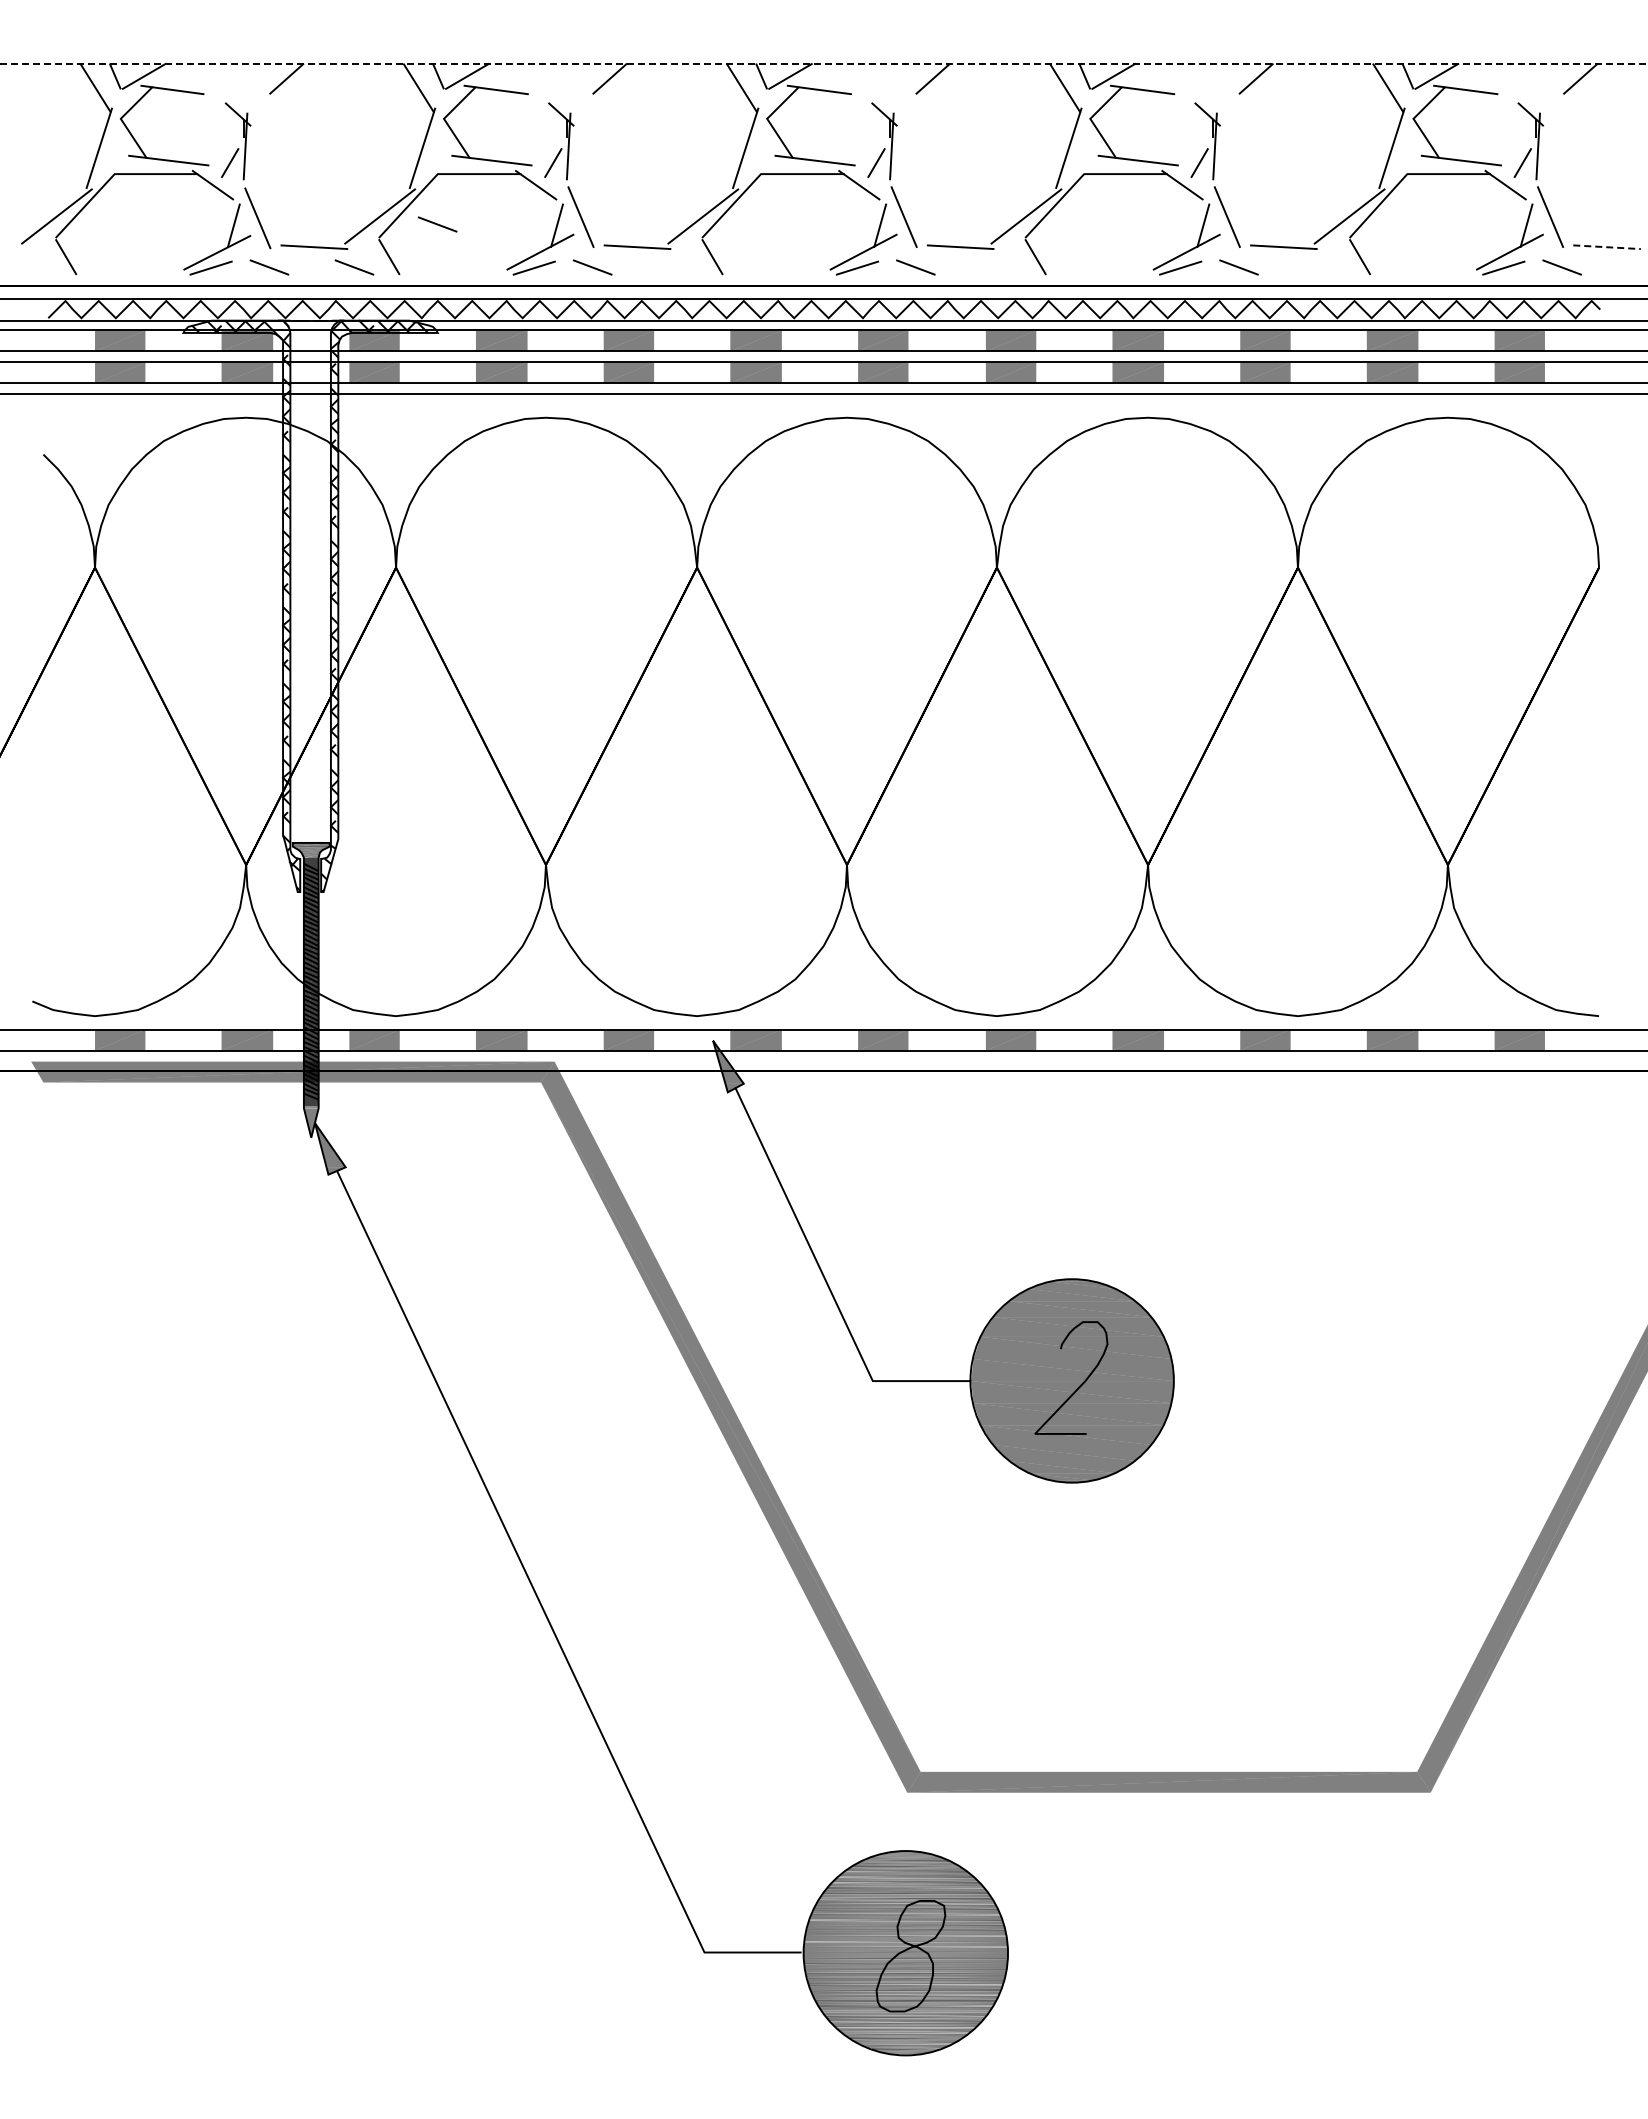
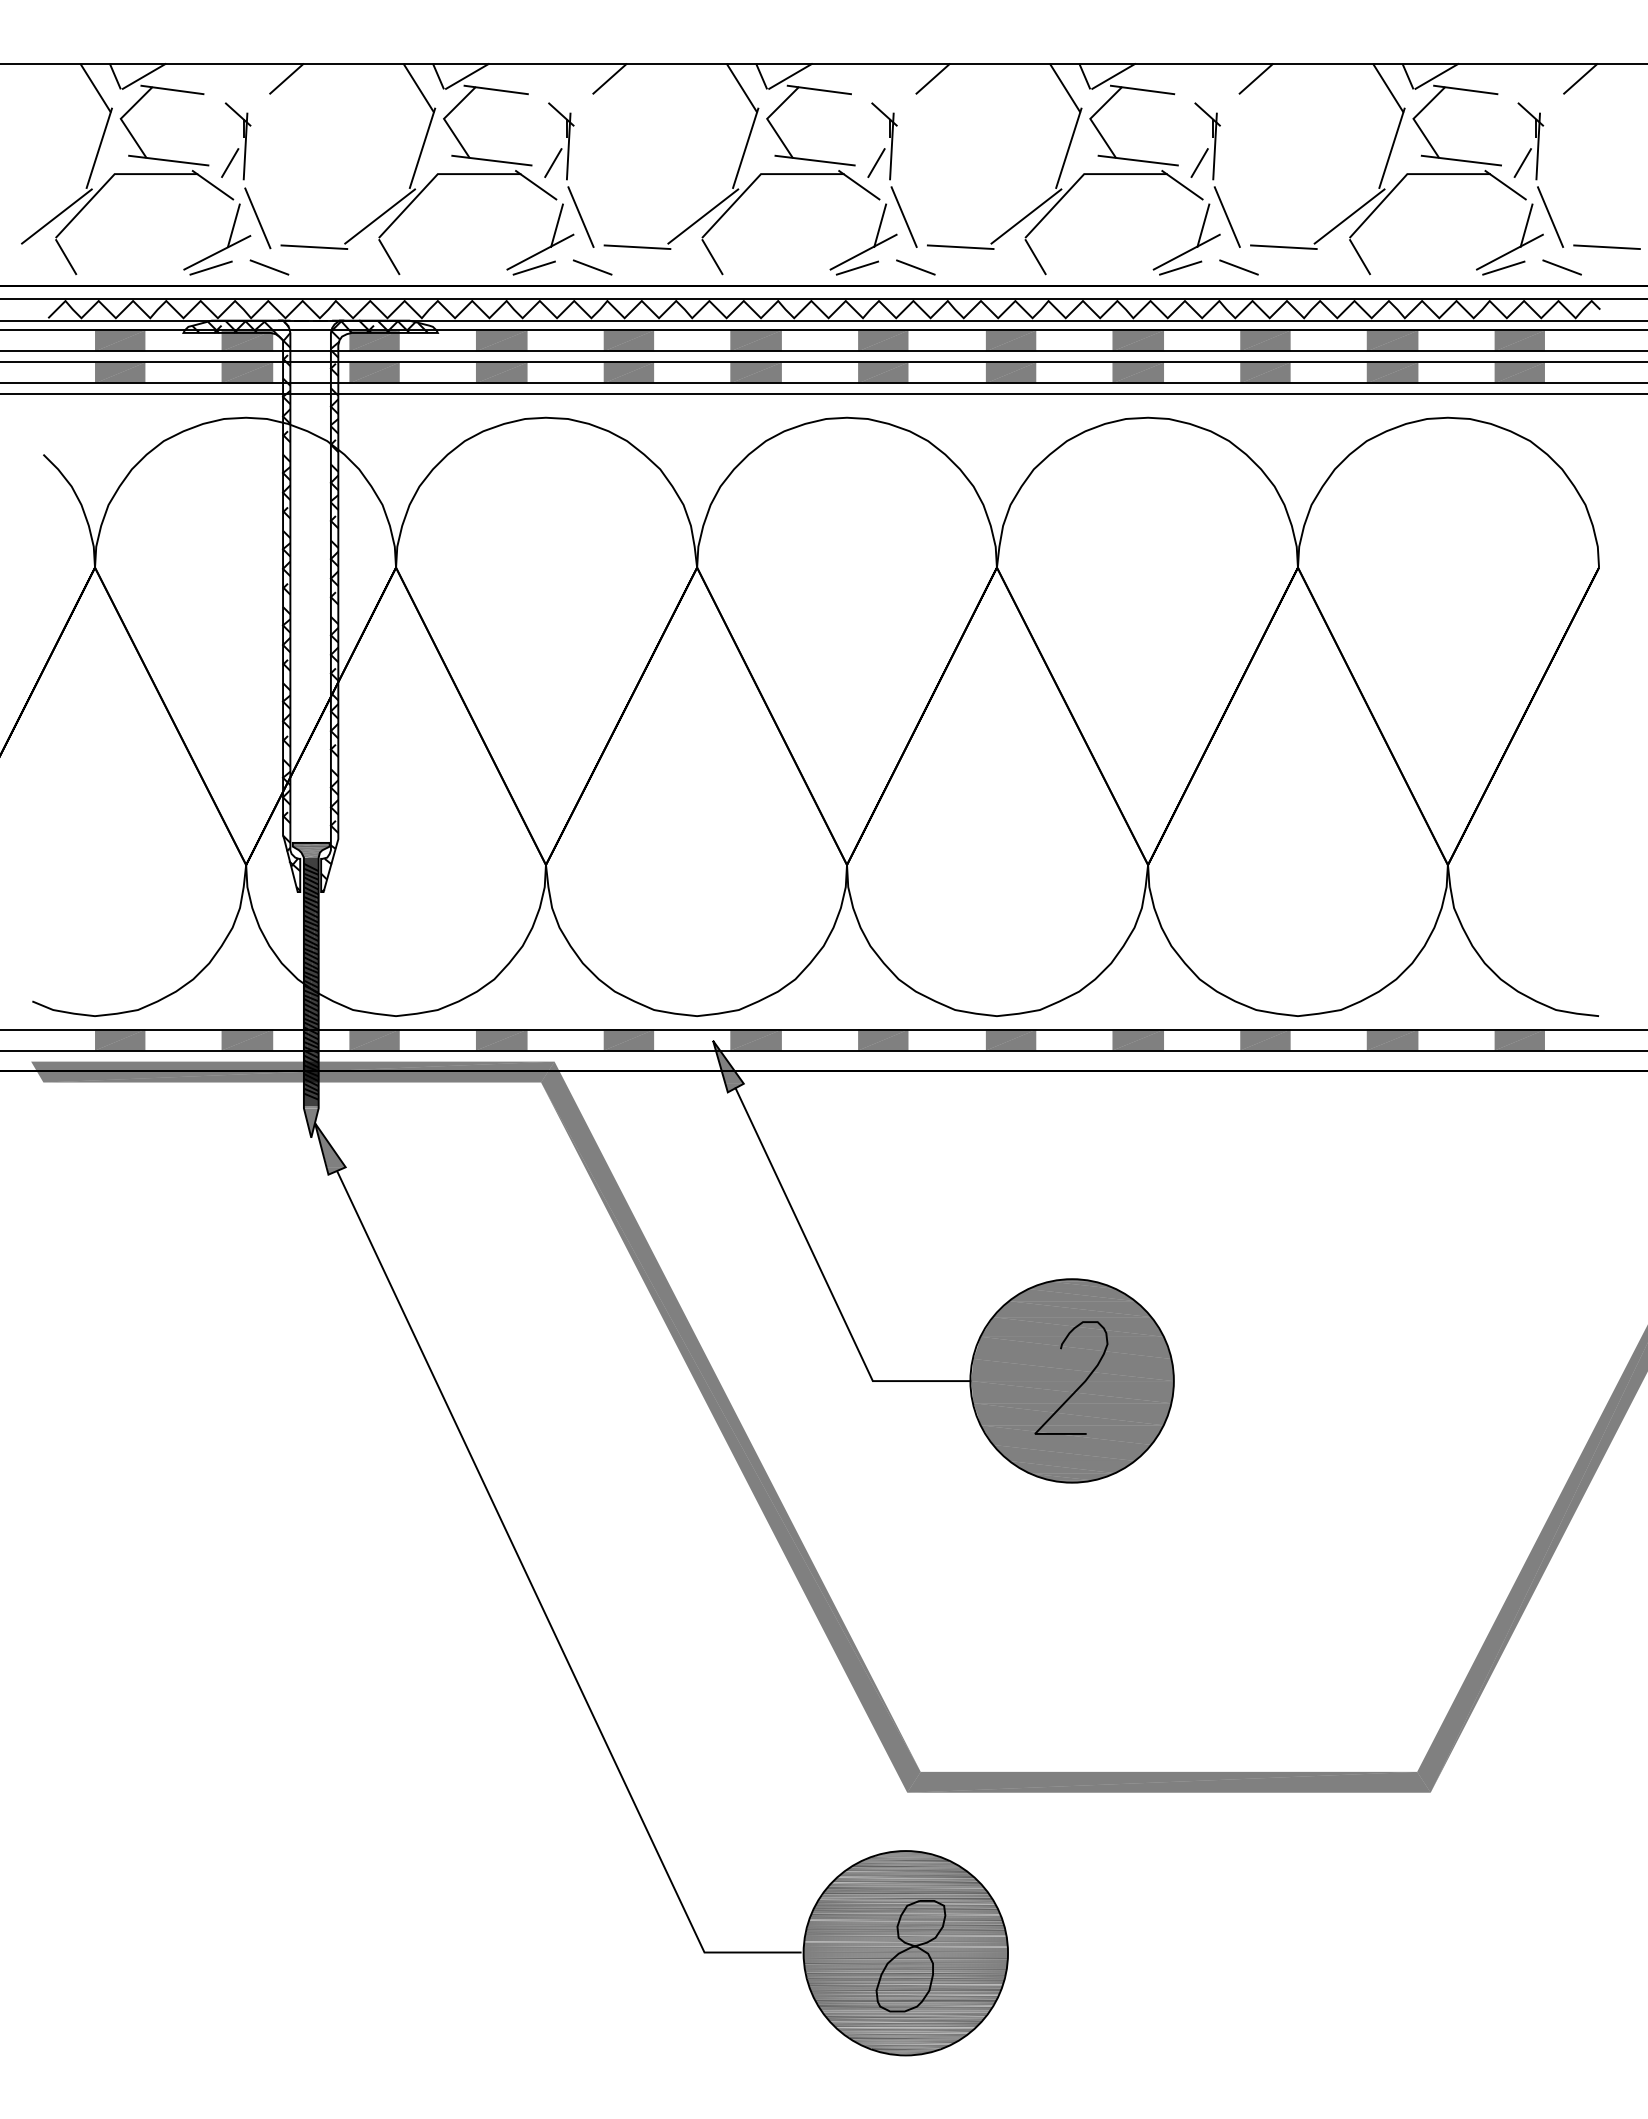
line: dashed -> solid (824, 63)
line: present -> none (437, 224)
line: dashed -> solid (1607, 247)
line: present -> none (354, 267)
